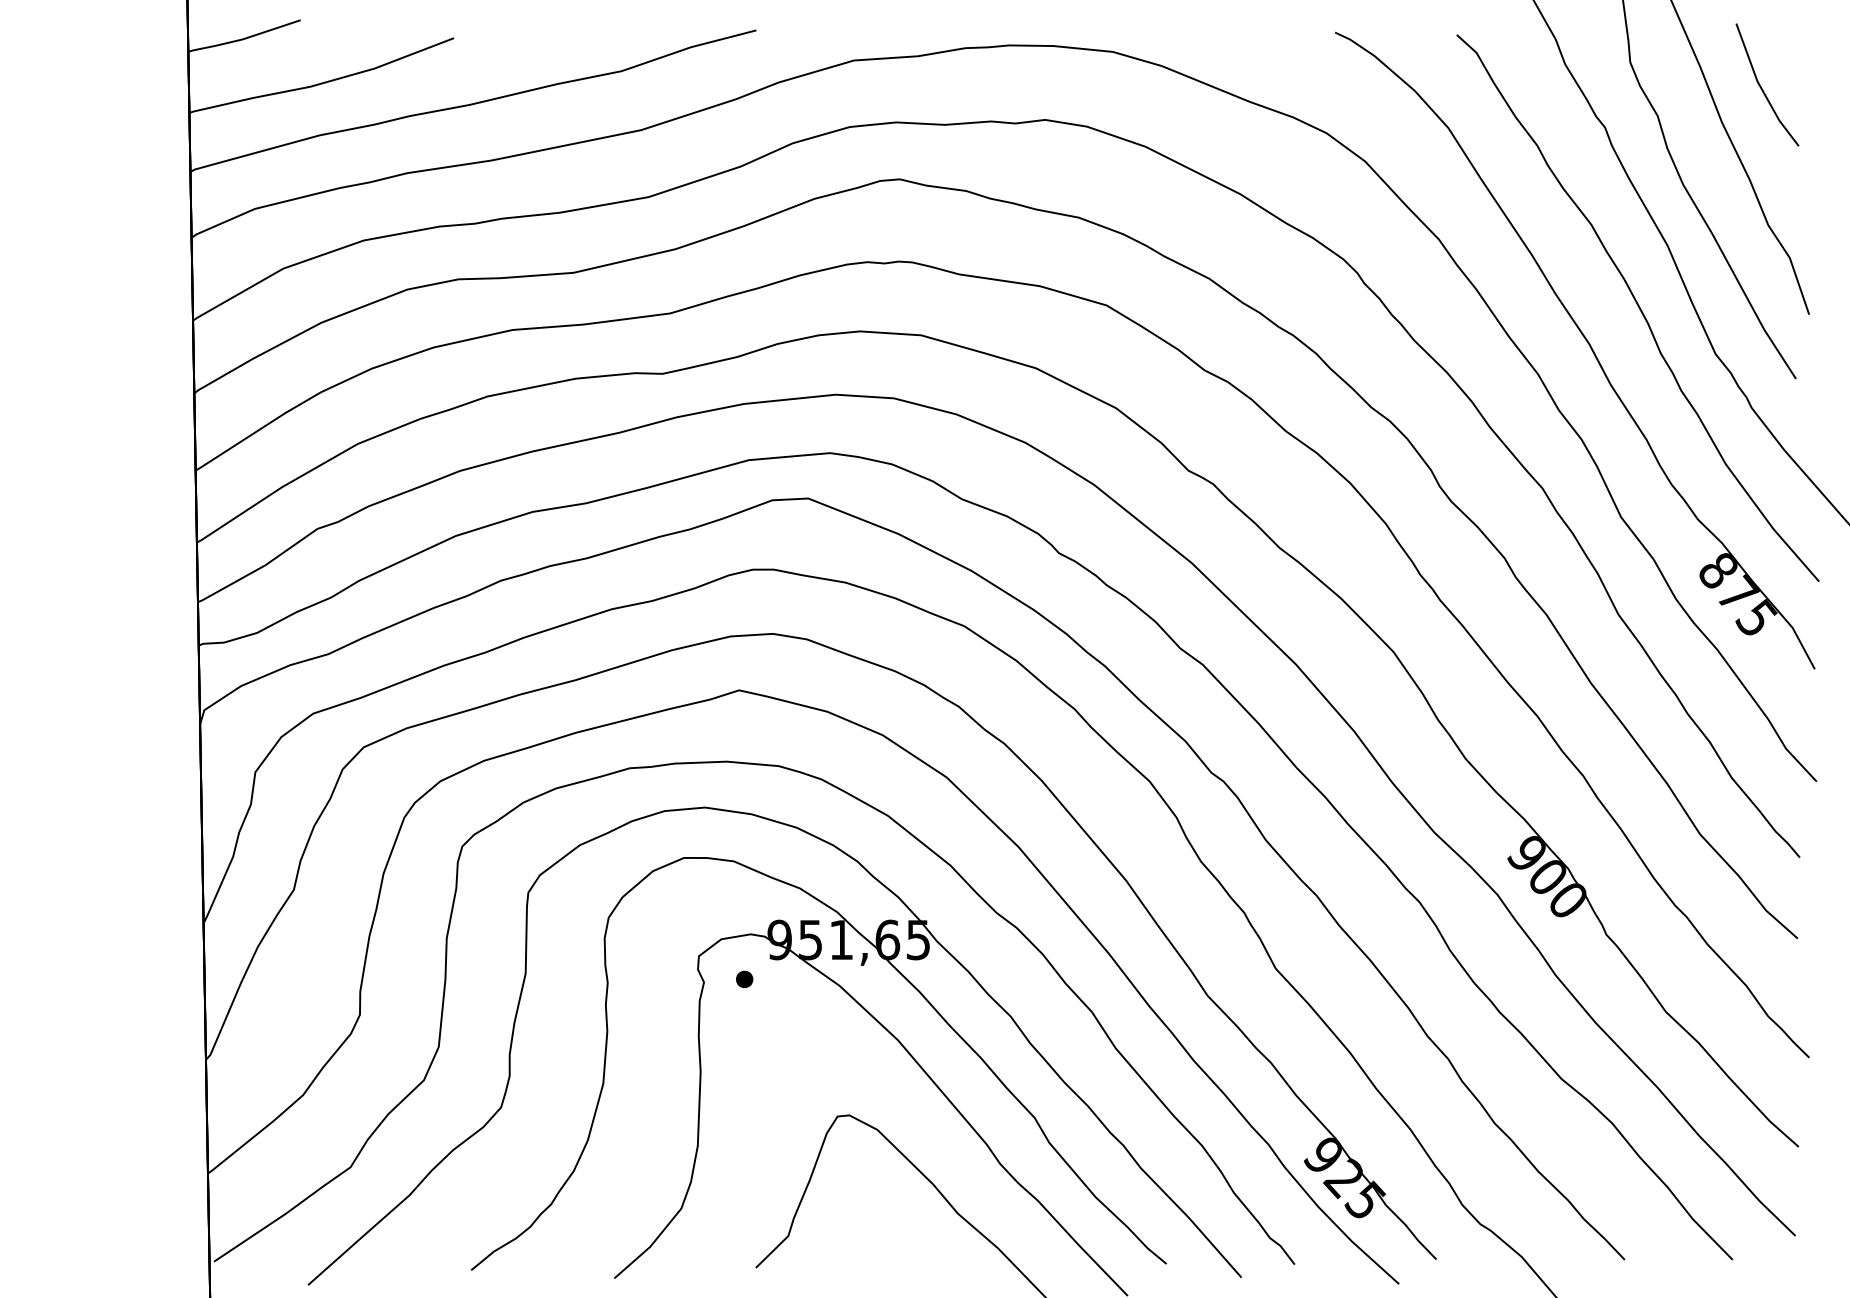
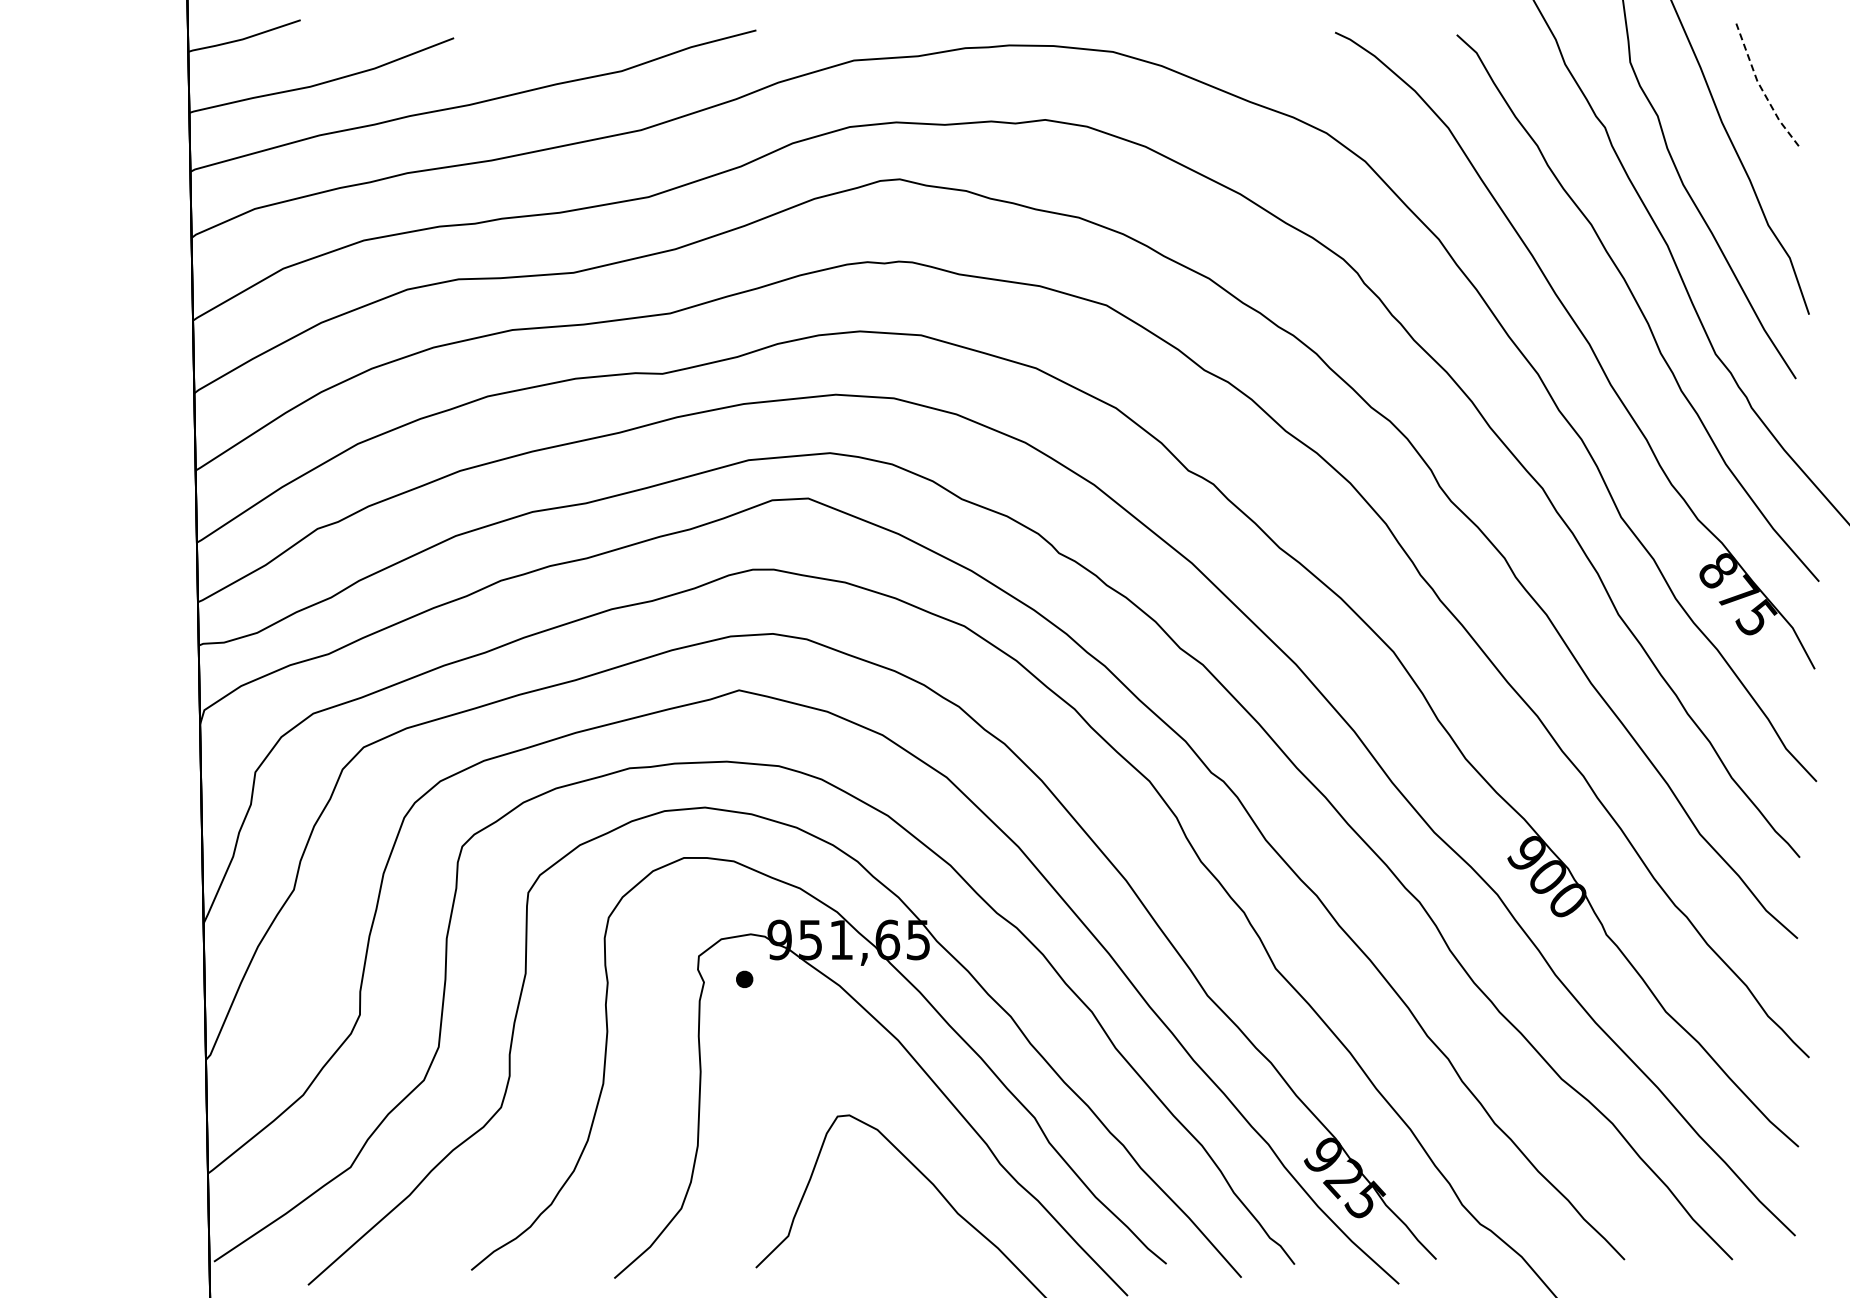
line: solid -> dashed (1761, 88)
